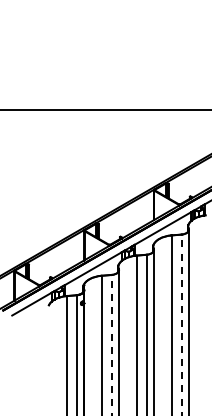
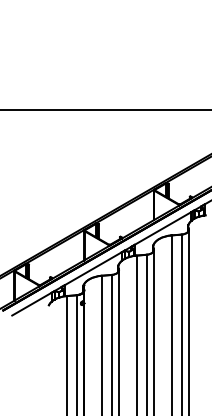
line: dashed -> solid (181, 324)
line: dashed -> solid (111, 344)
